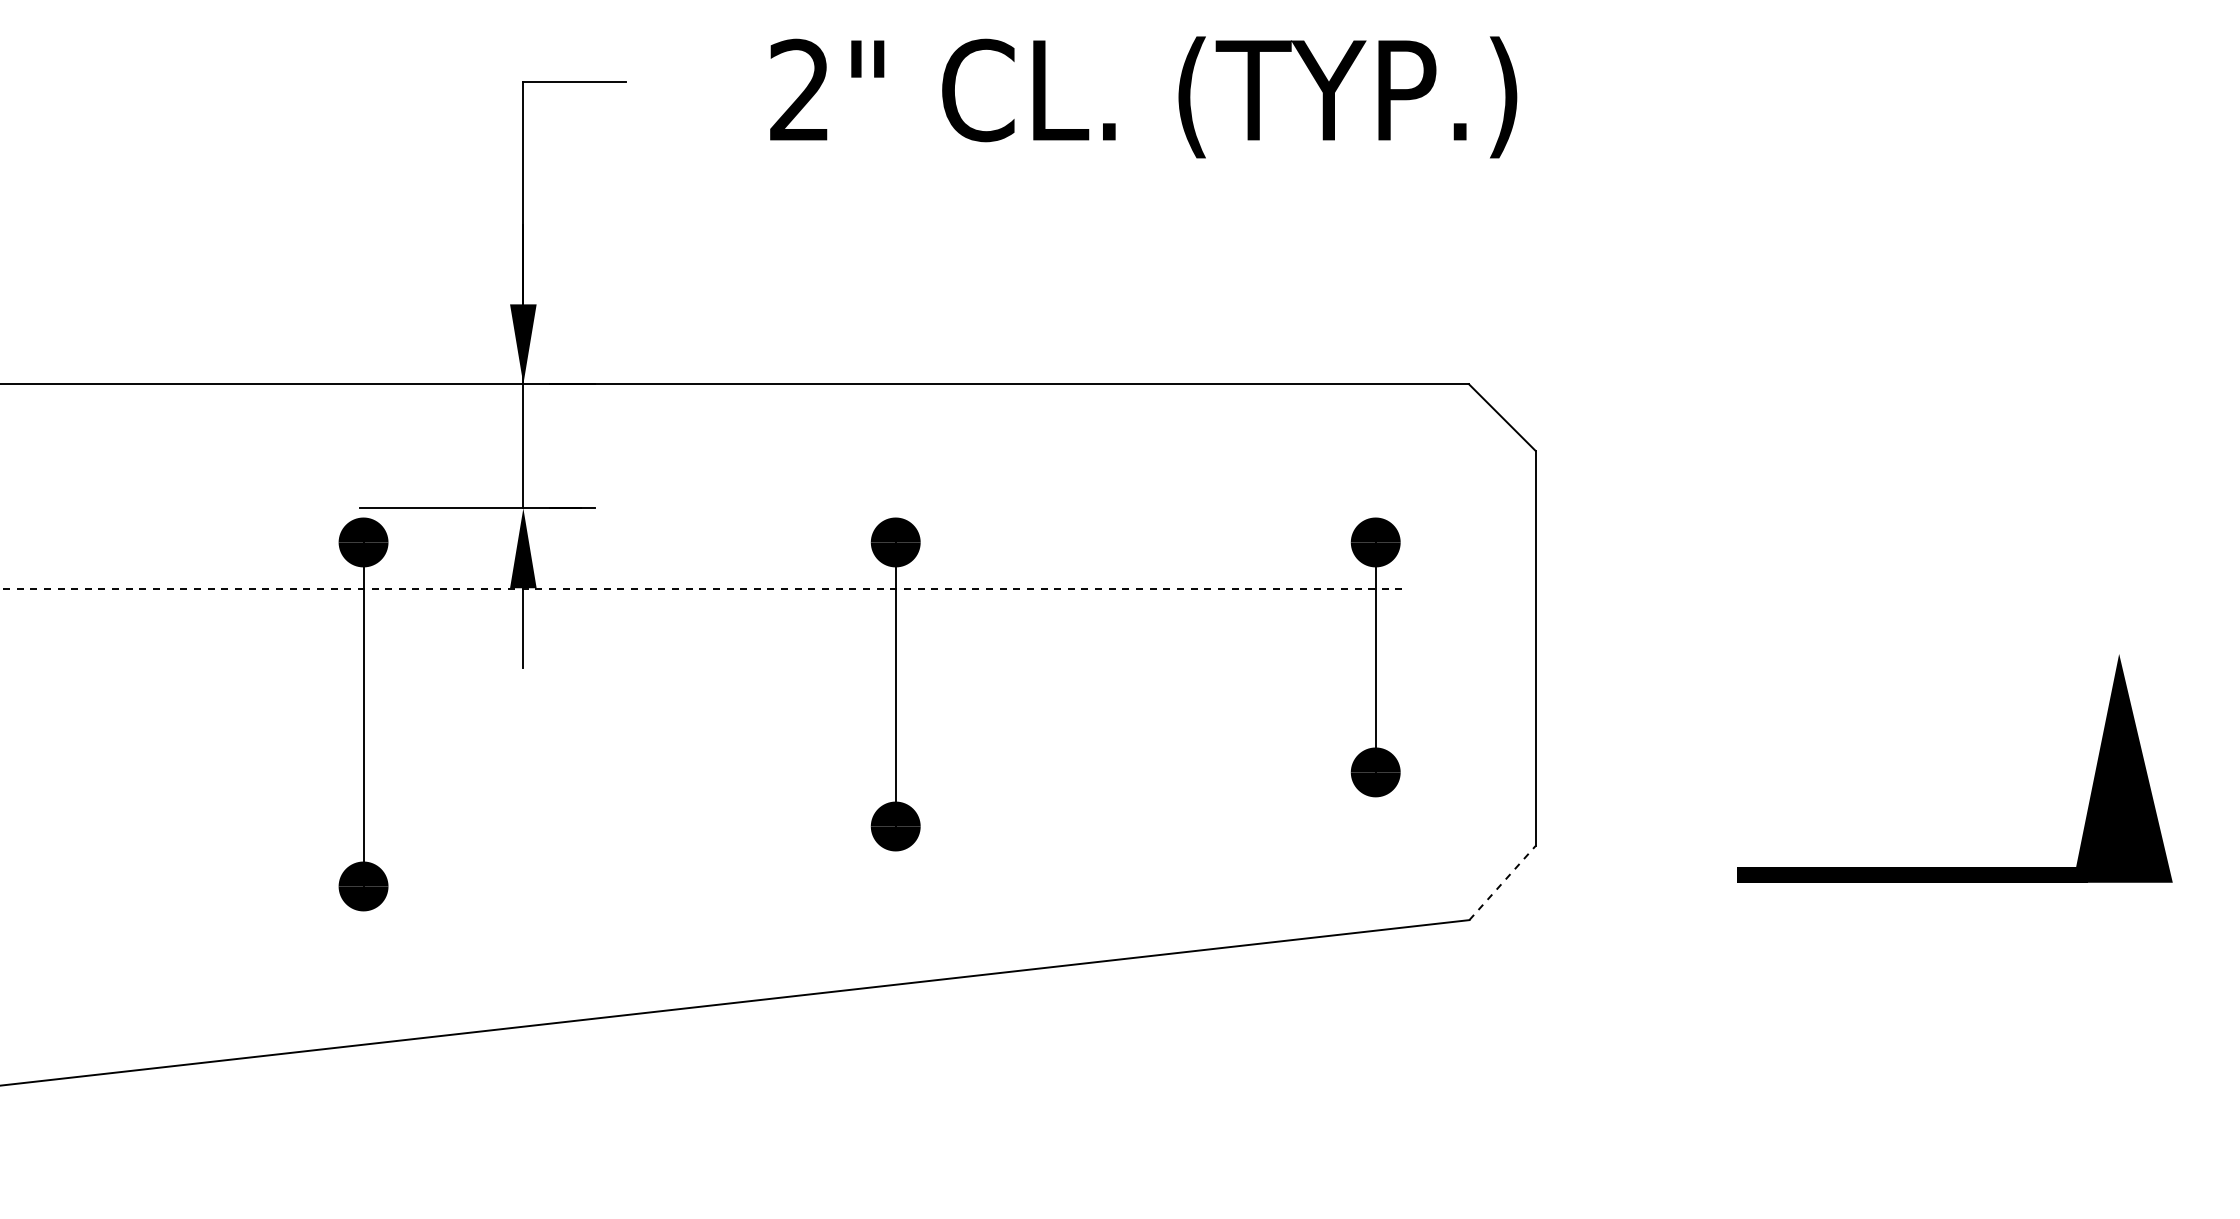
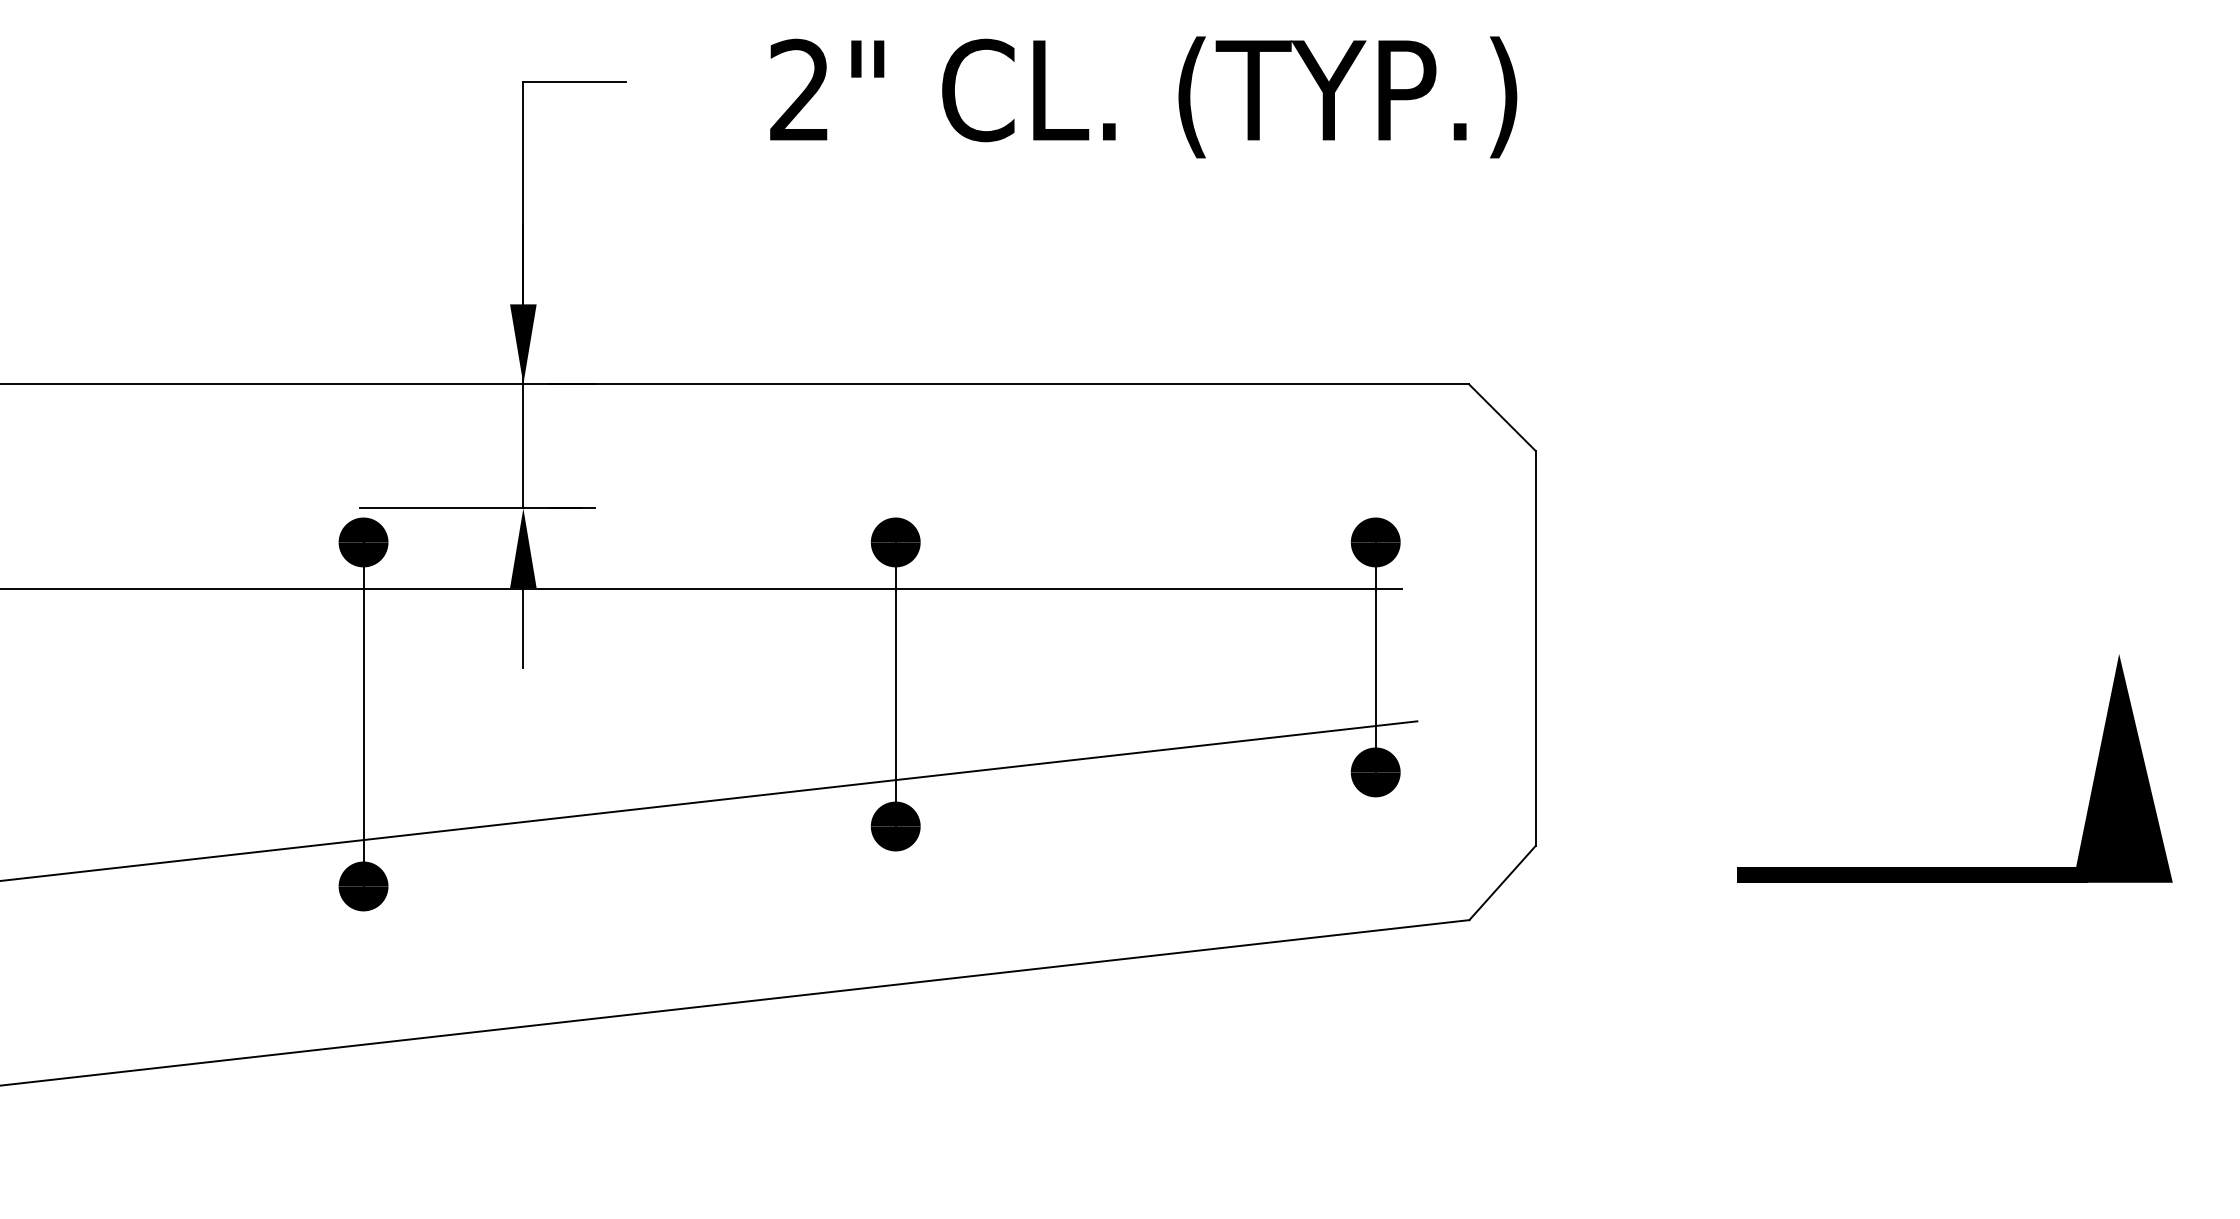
line: dashed -> solid (701, 588)
line: none -> present (709, 800)
line: dashed -> solid (1502, 883)
